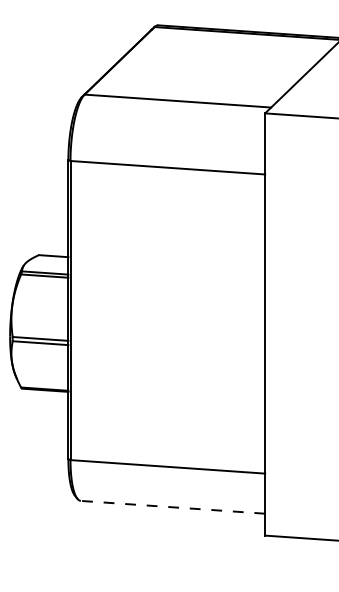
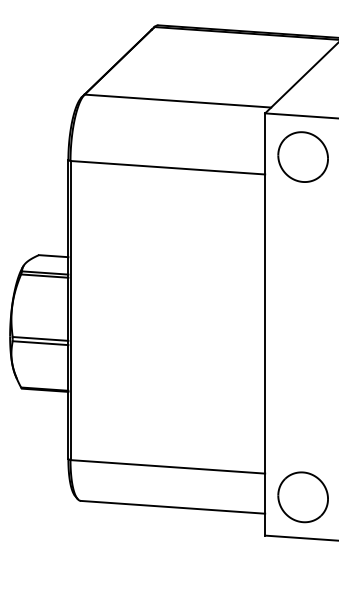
part: none -> present (302, 156)
part: none -> present (302, 497)
line: dashed -> solid (172, 507)
